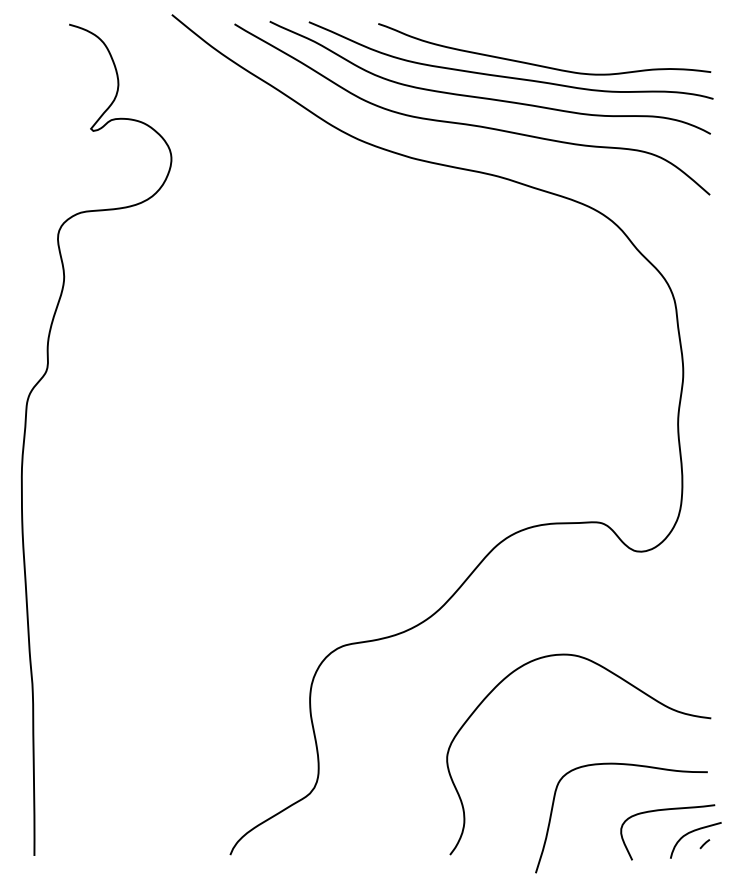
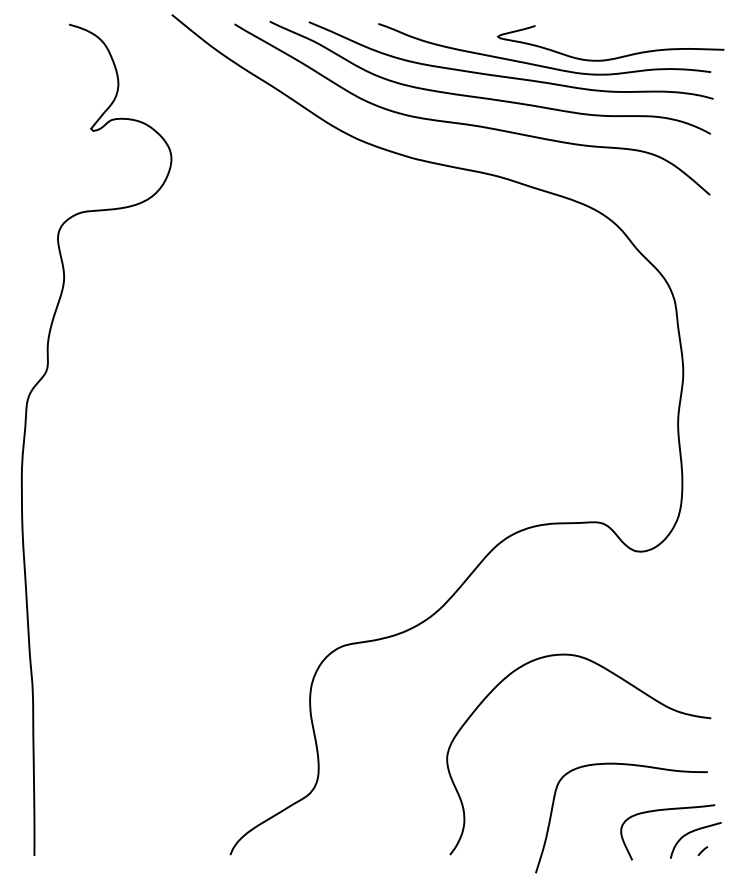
curve: none -> present (614, 57)
line position: (704, 844) -> (702, 851) (702, 851)
